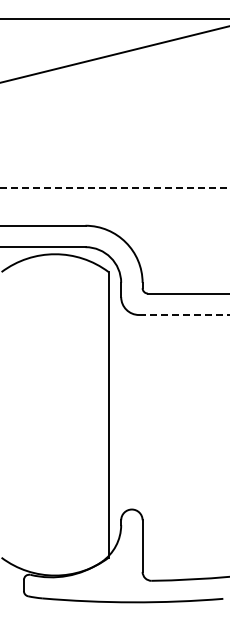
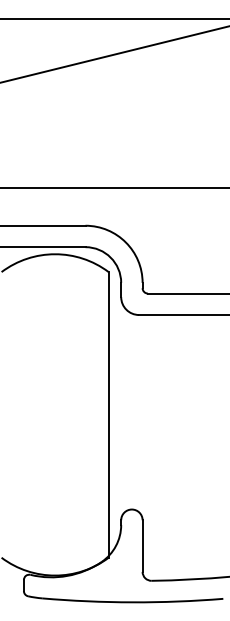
line: dashed -> solid (114, 188)
line: dashed -> solid (183, 315)
